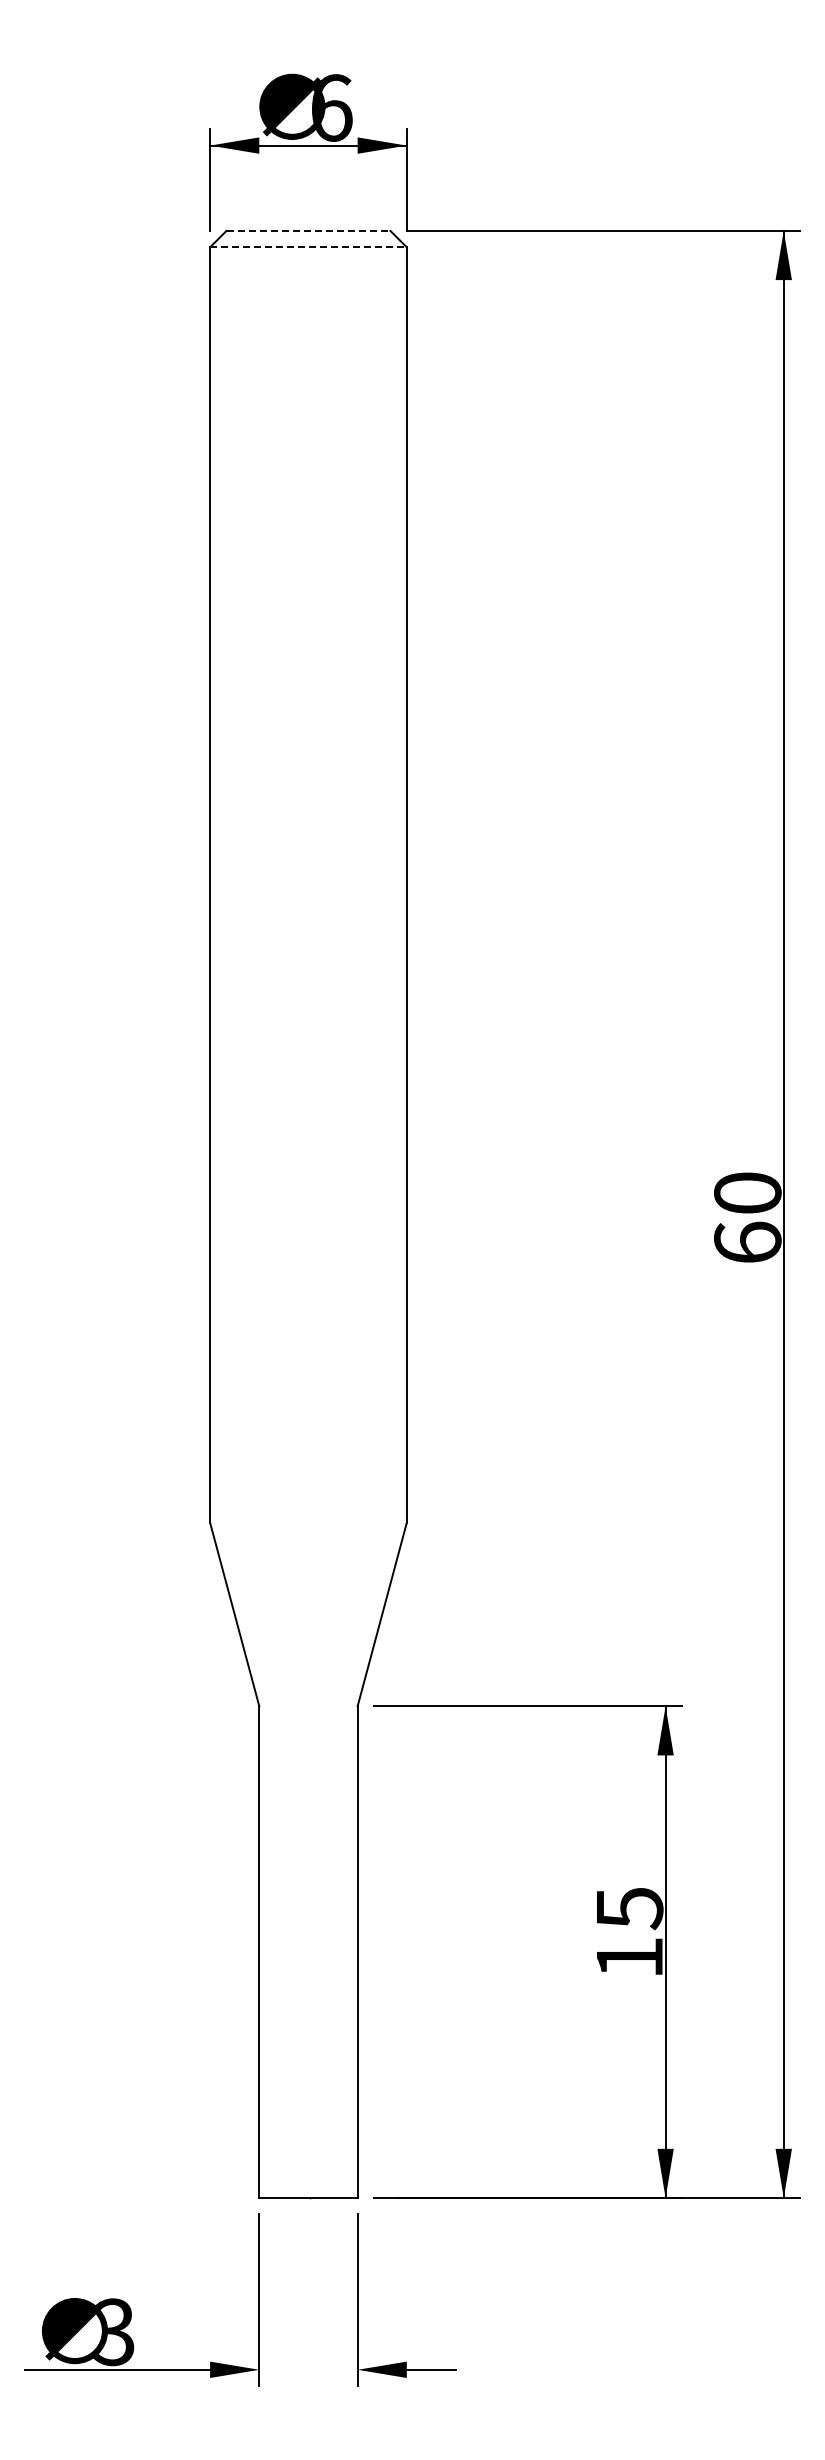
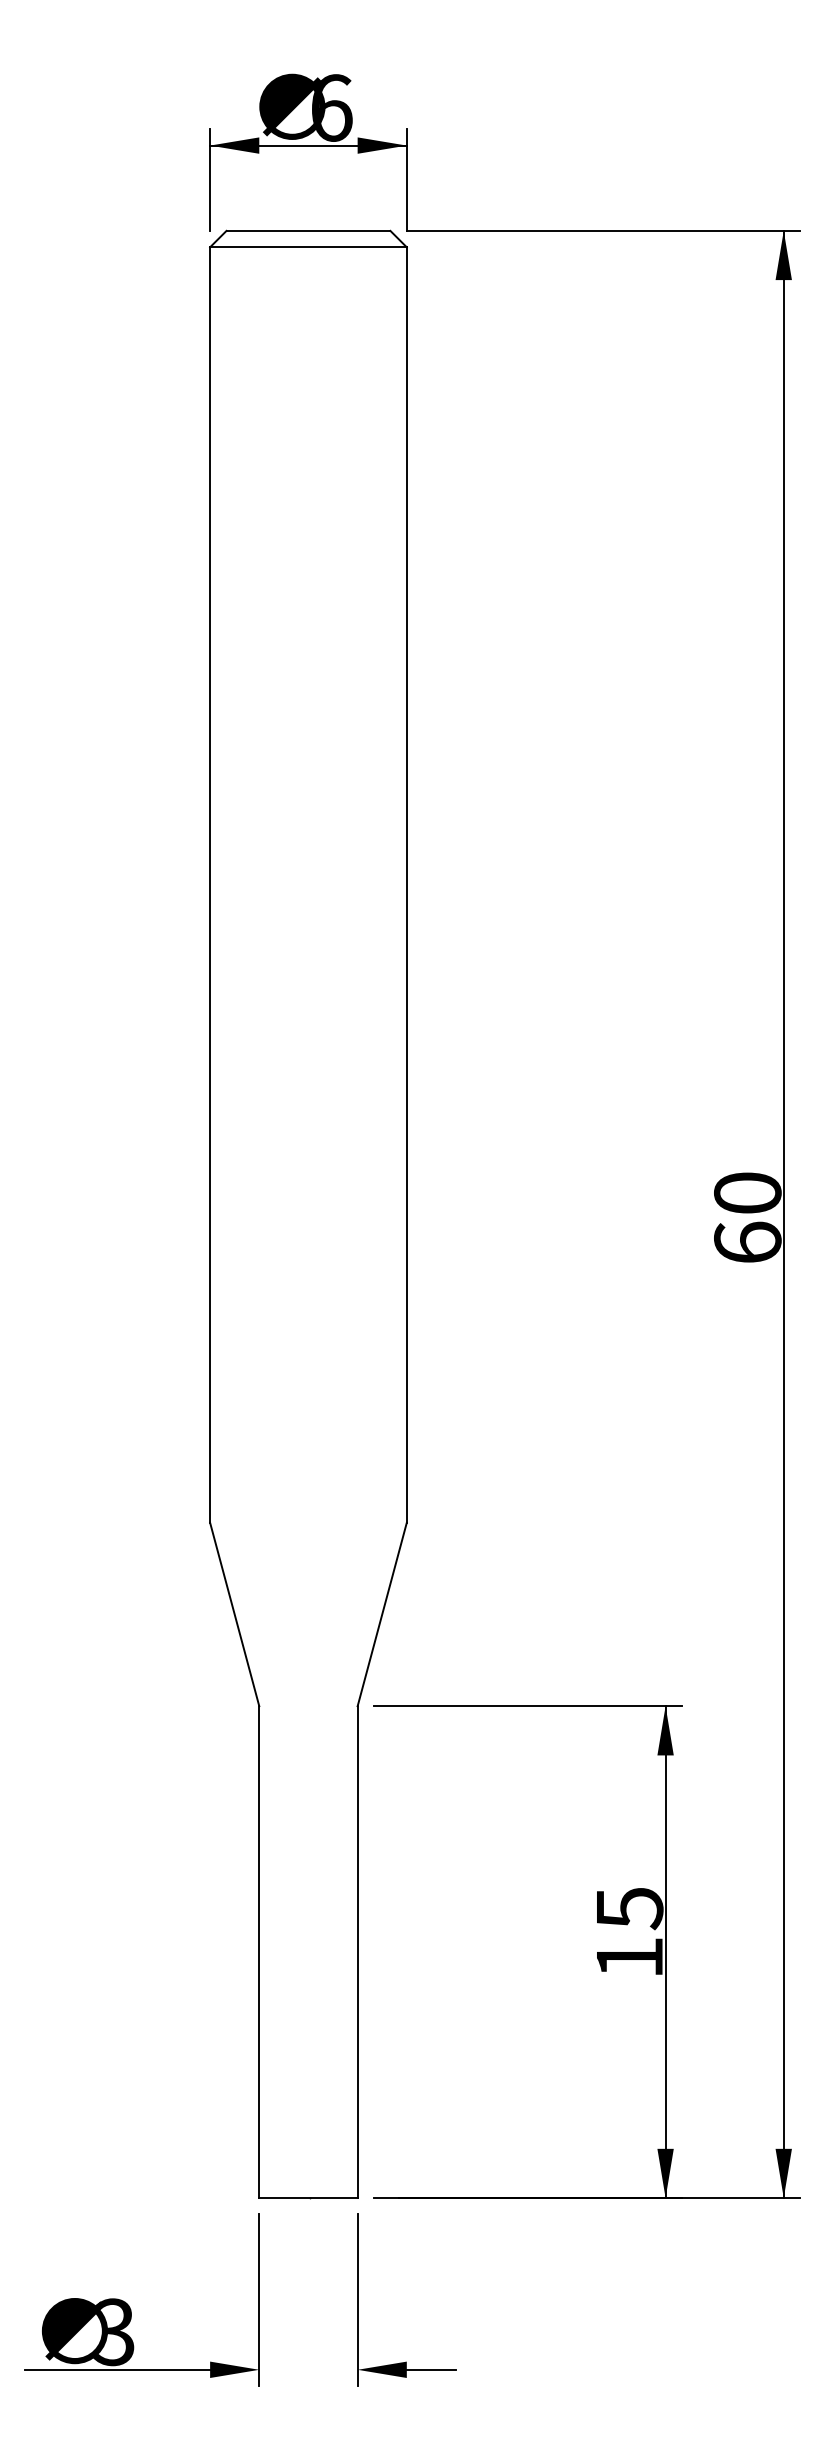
line: dashed -> solid (308, 230)
line: dashed -> solid (308, 247)
